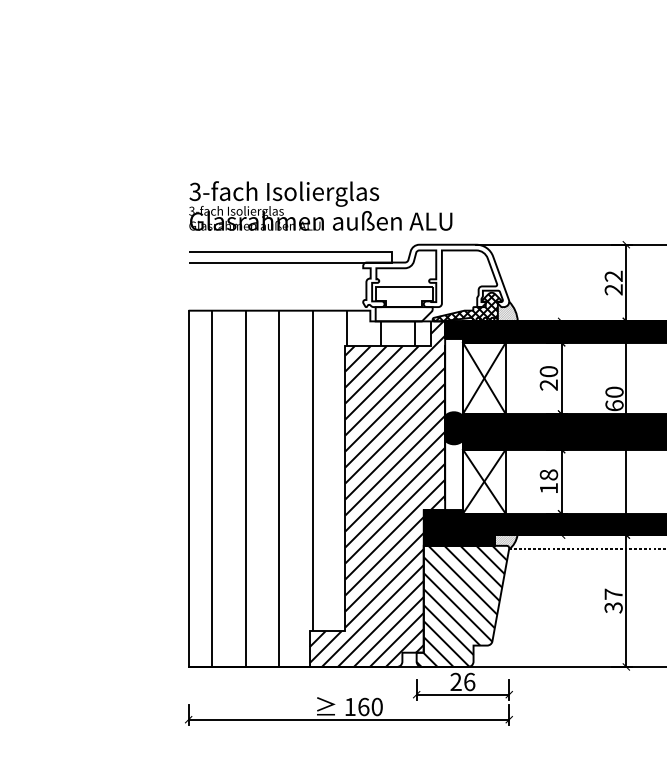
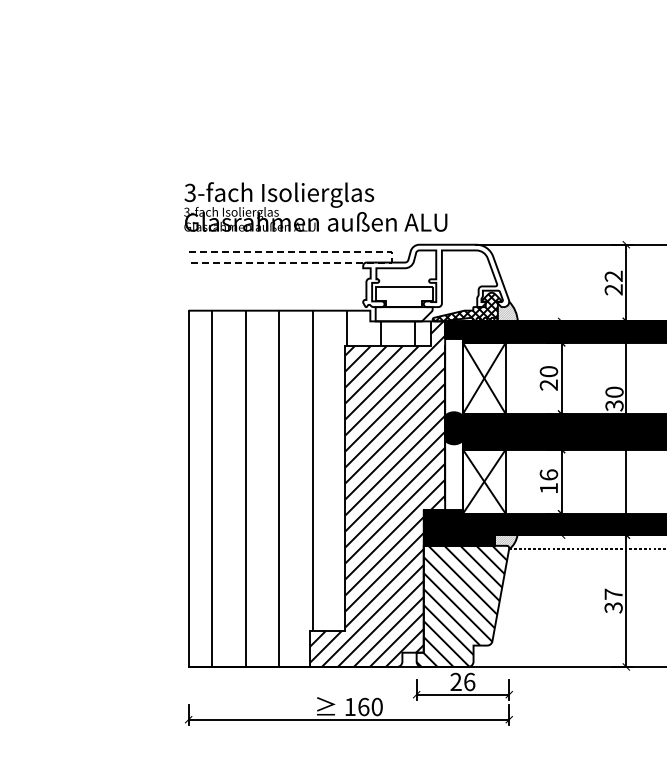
text position: (320, 205) -> (315, 206) (315, 206)
line: solid -> dashed (391, 257)
text: 60 -> 30 (614, 405)
text: 18 -> 16 (548, 474)
